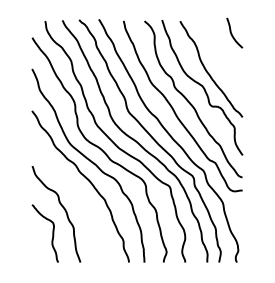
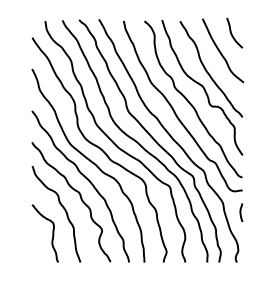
curve: none -> present (221, 52)
curve: none -> present (80, 199)
curve: none -> present (241, 212)
